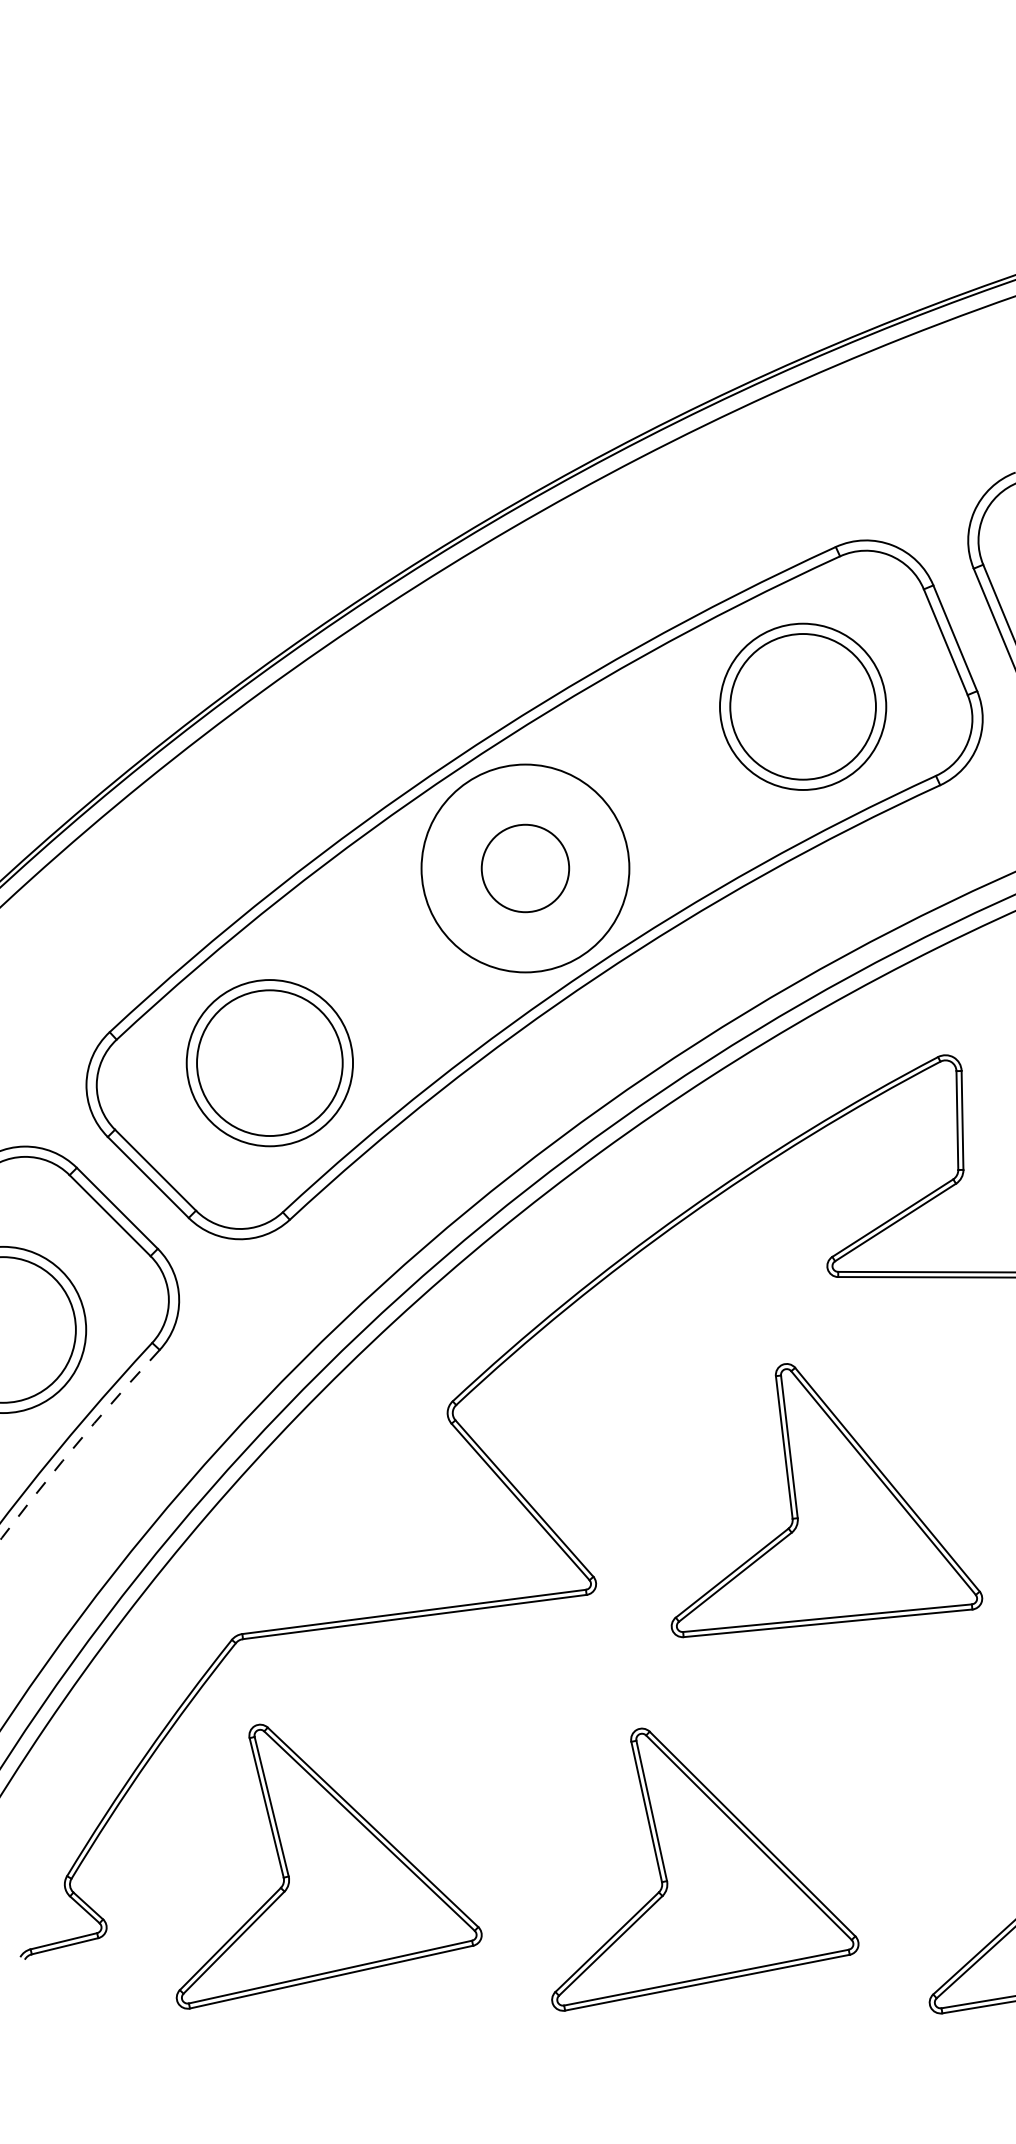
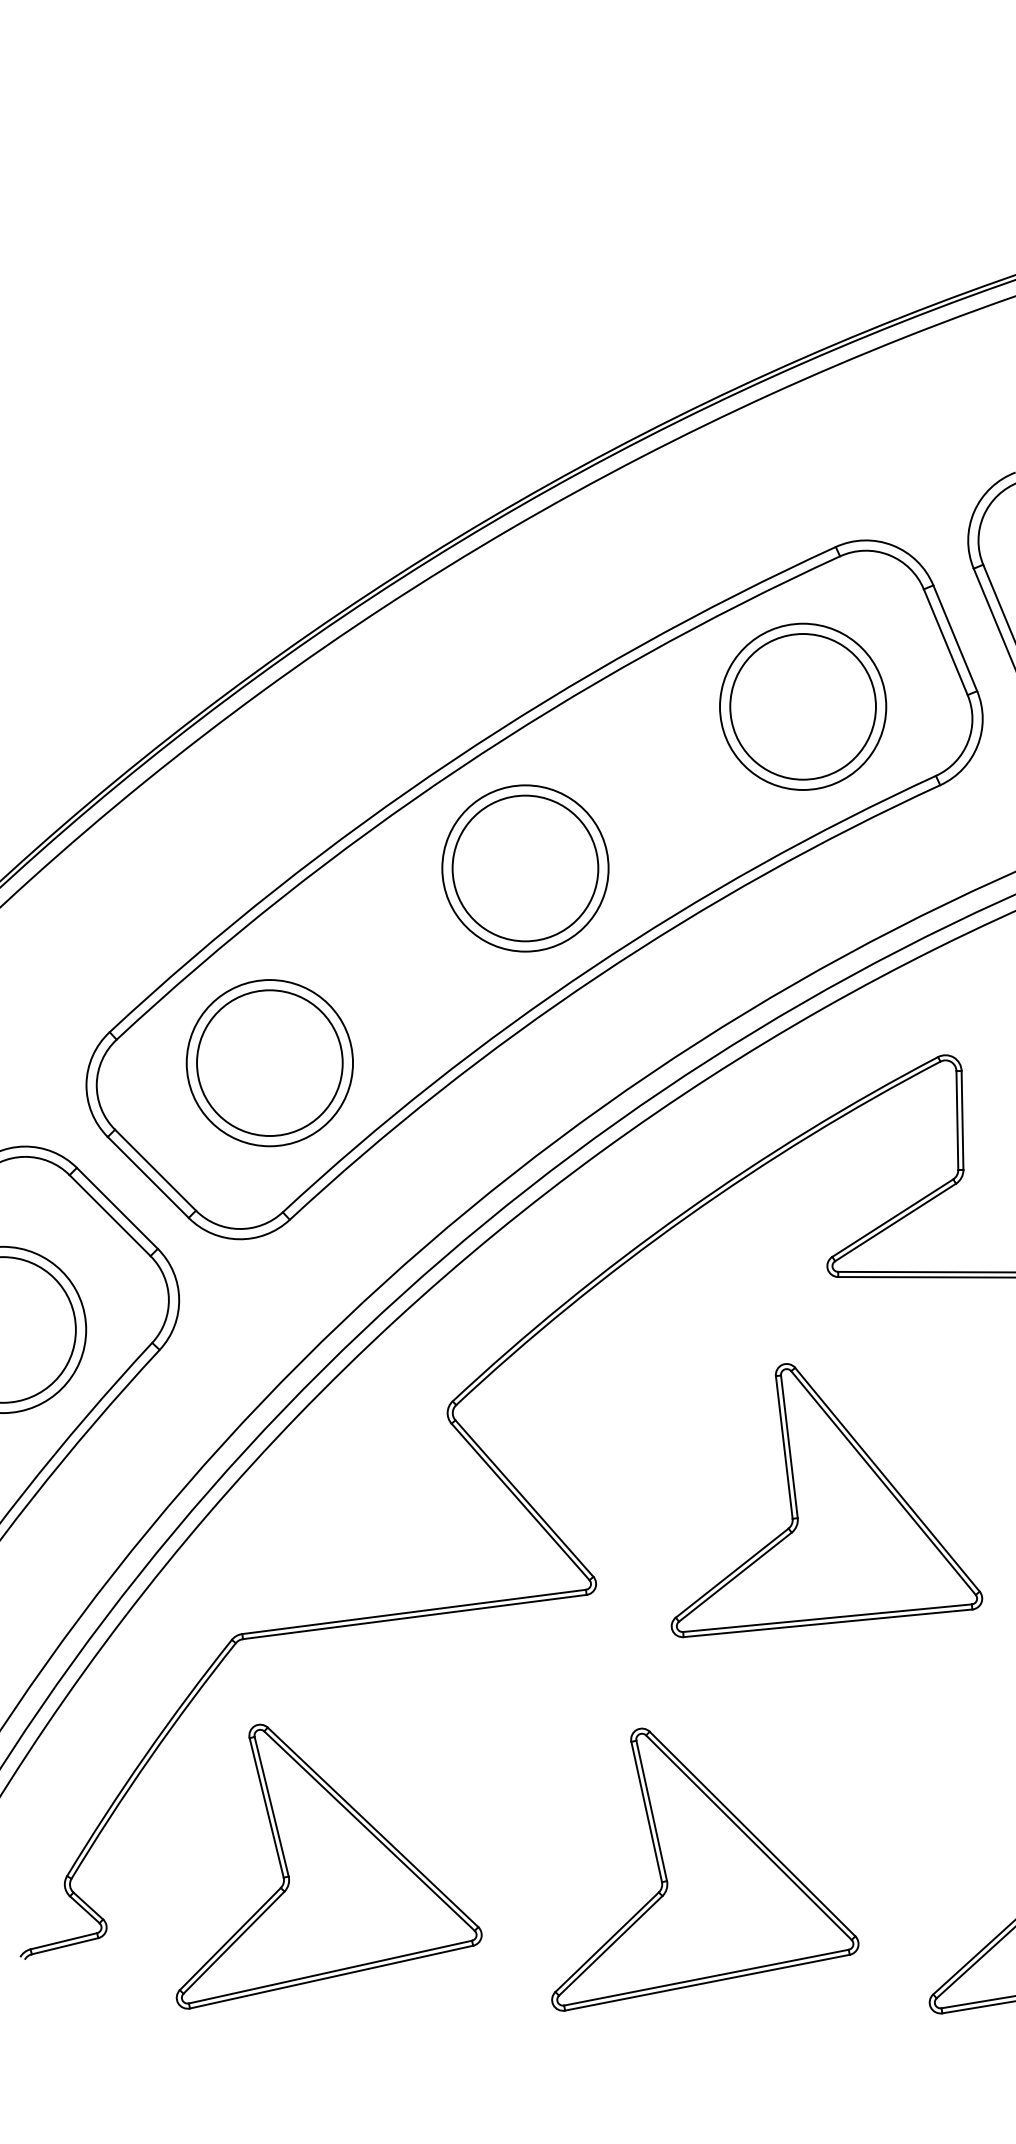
circle diameter: 208 px -> 166 px (525, 868)
circle diameter: 87 px -> 146 px (525, 868)
arc: dashed -> solid (77, 1443)
